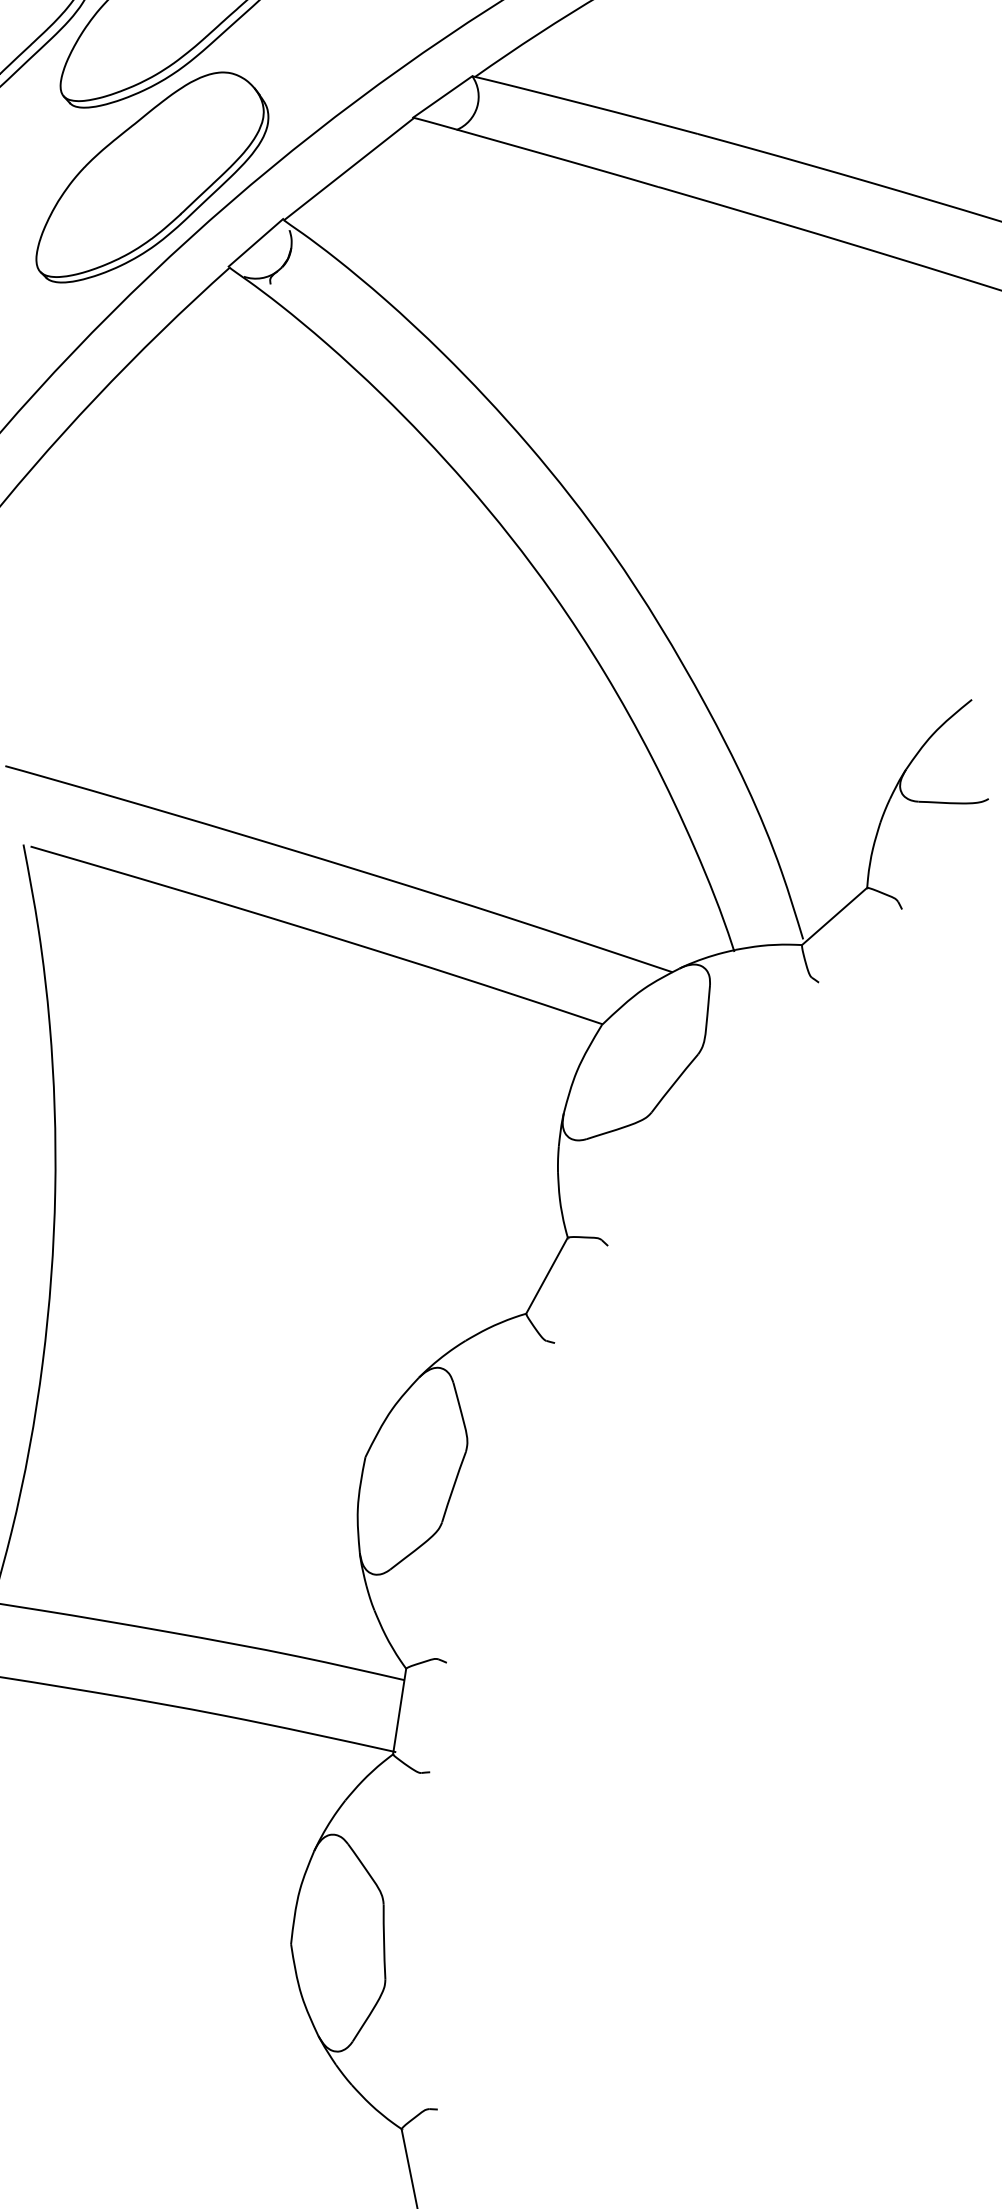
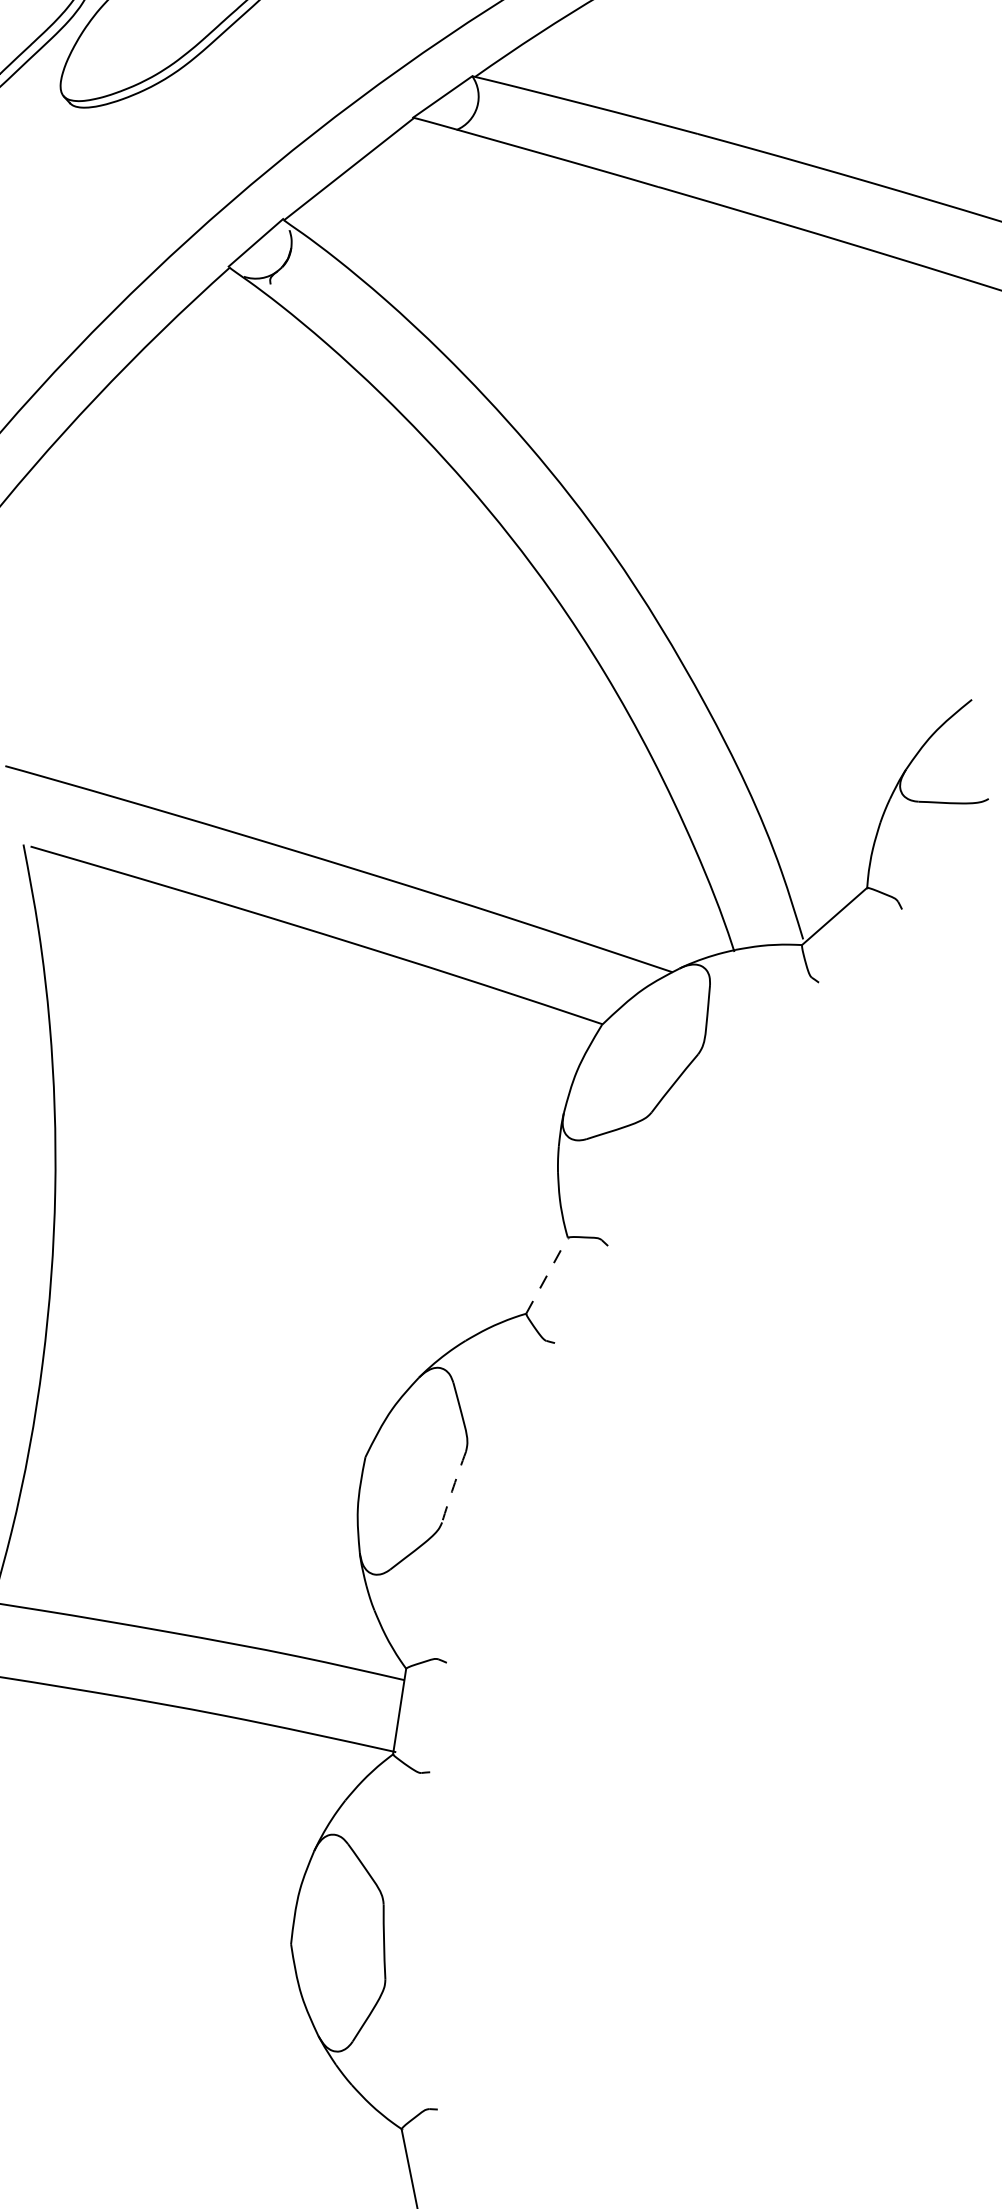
part: present -> none (152, 177)
line: solid -> dashed (547, 1275)
arc: solid -> dashed (453, 1486)
